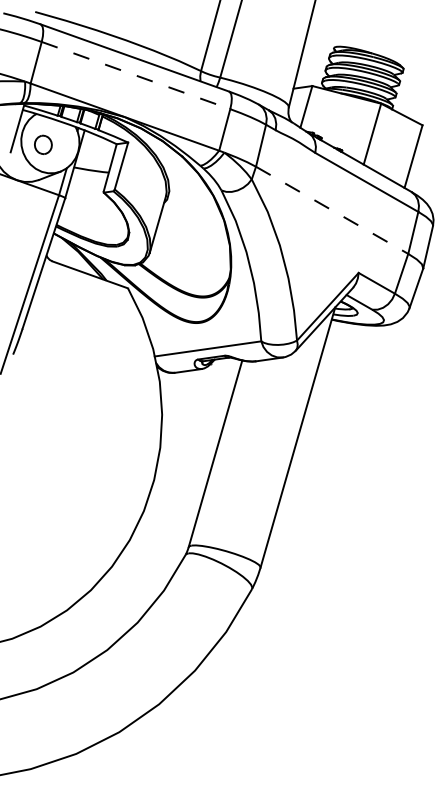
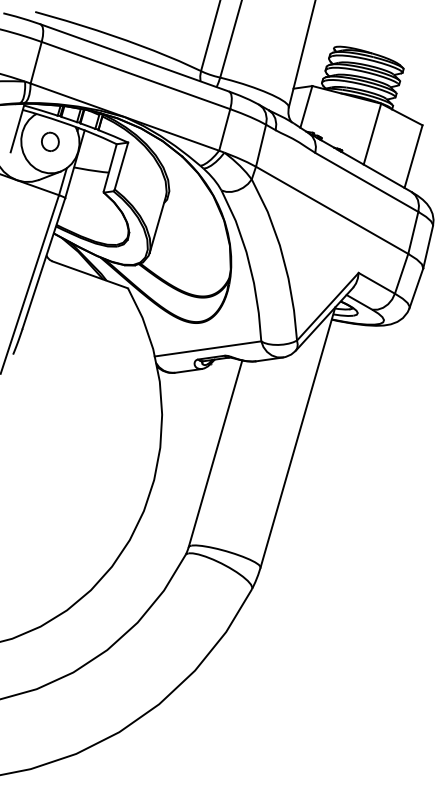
line: dashed -> solid (136, 75)
part position: (43, 144) -> (50, 141) (50, 141)
line: dashed -> solid (332, 210)
